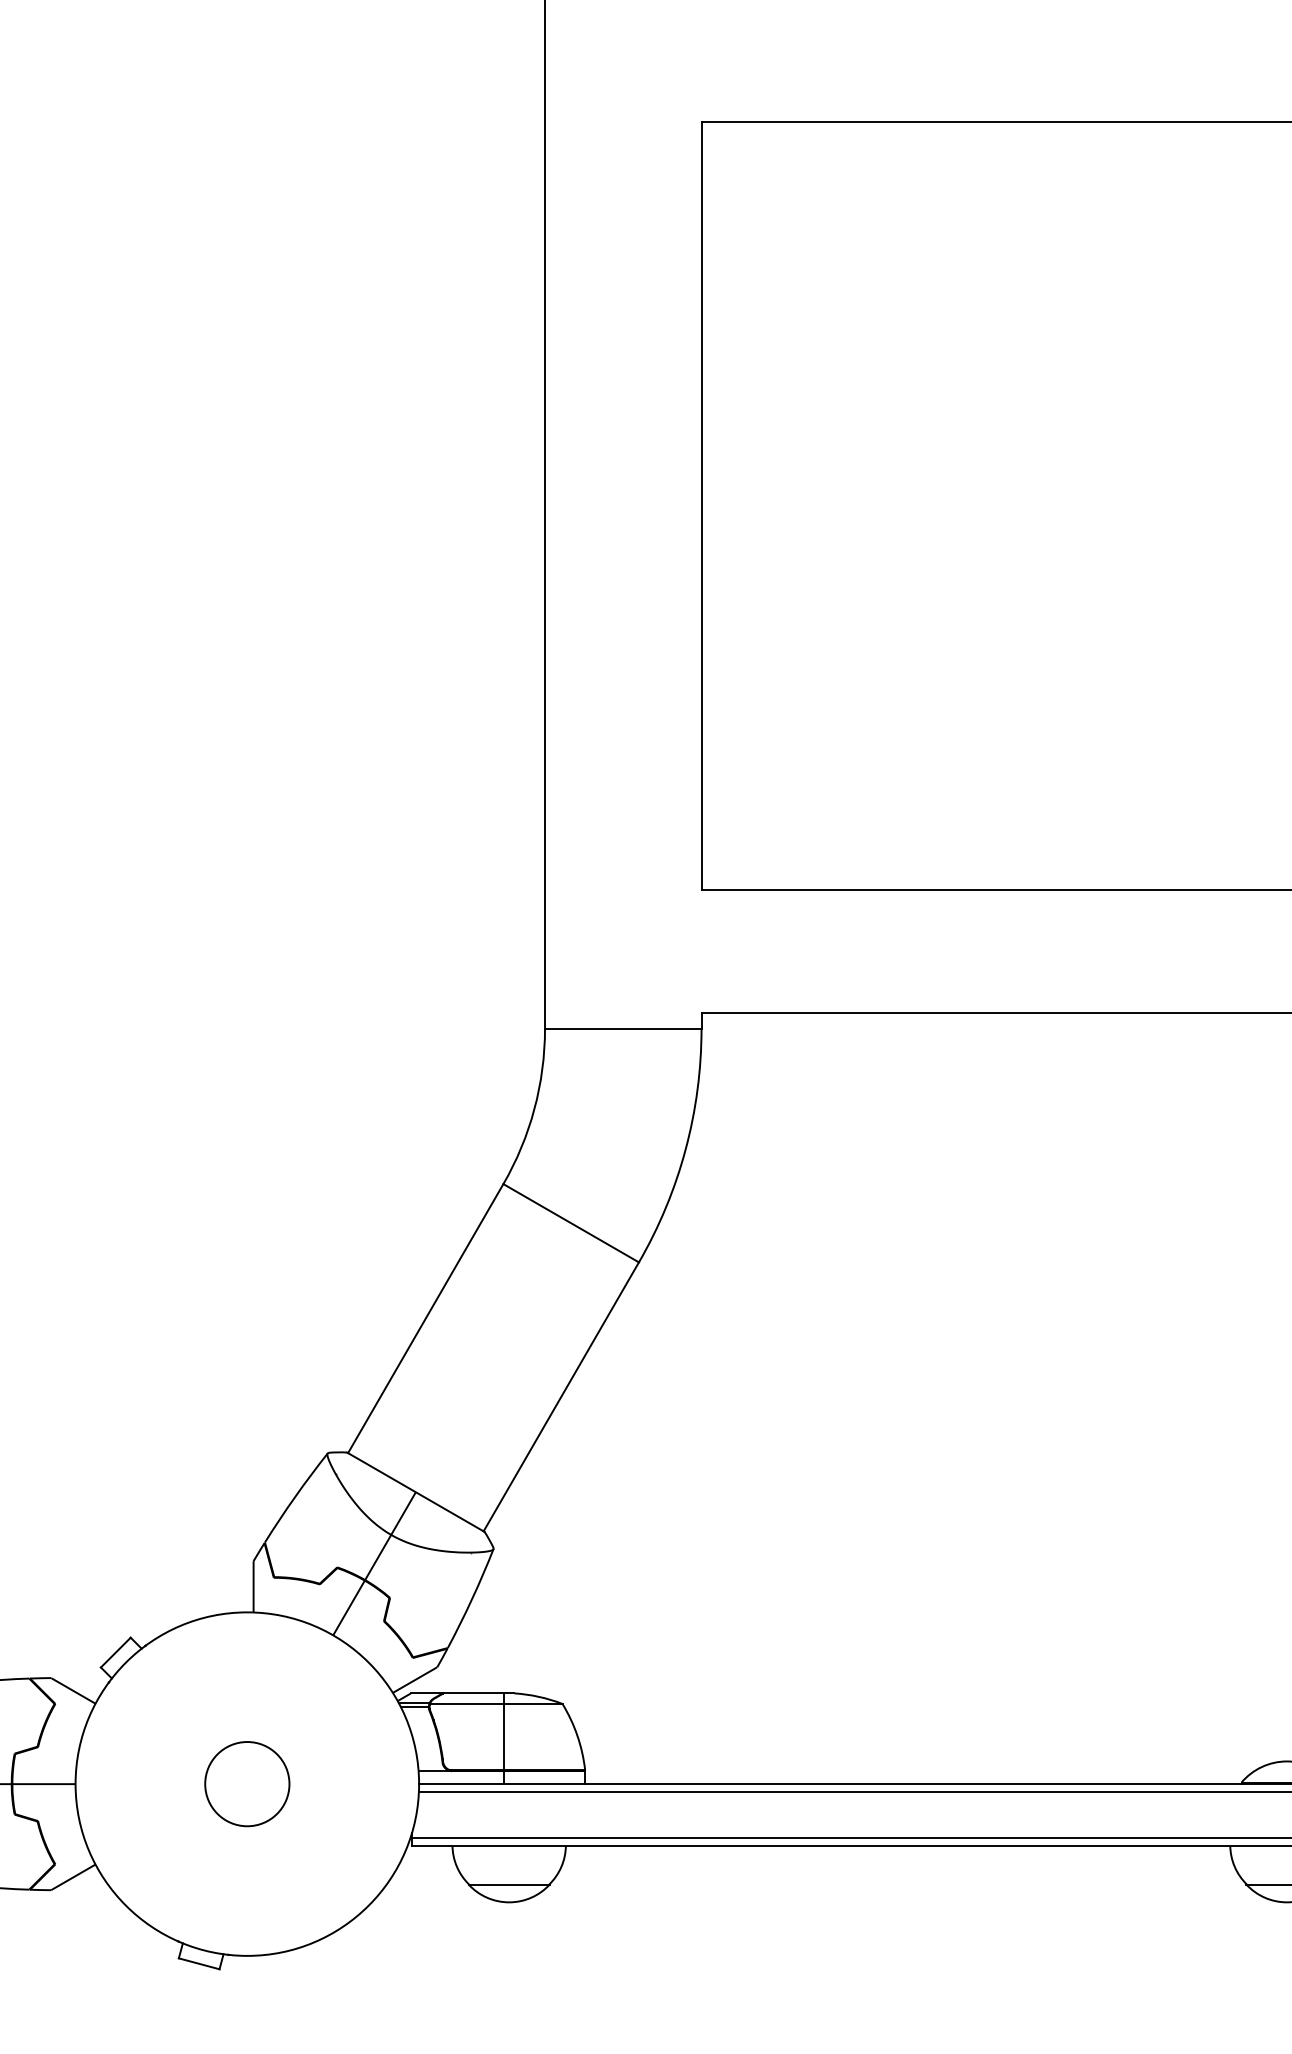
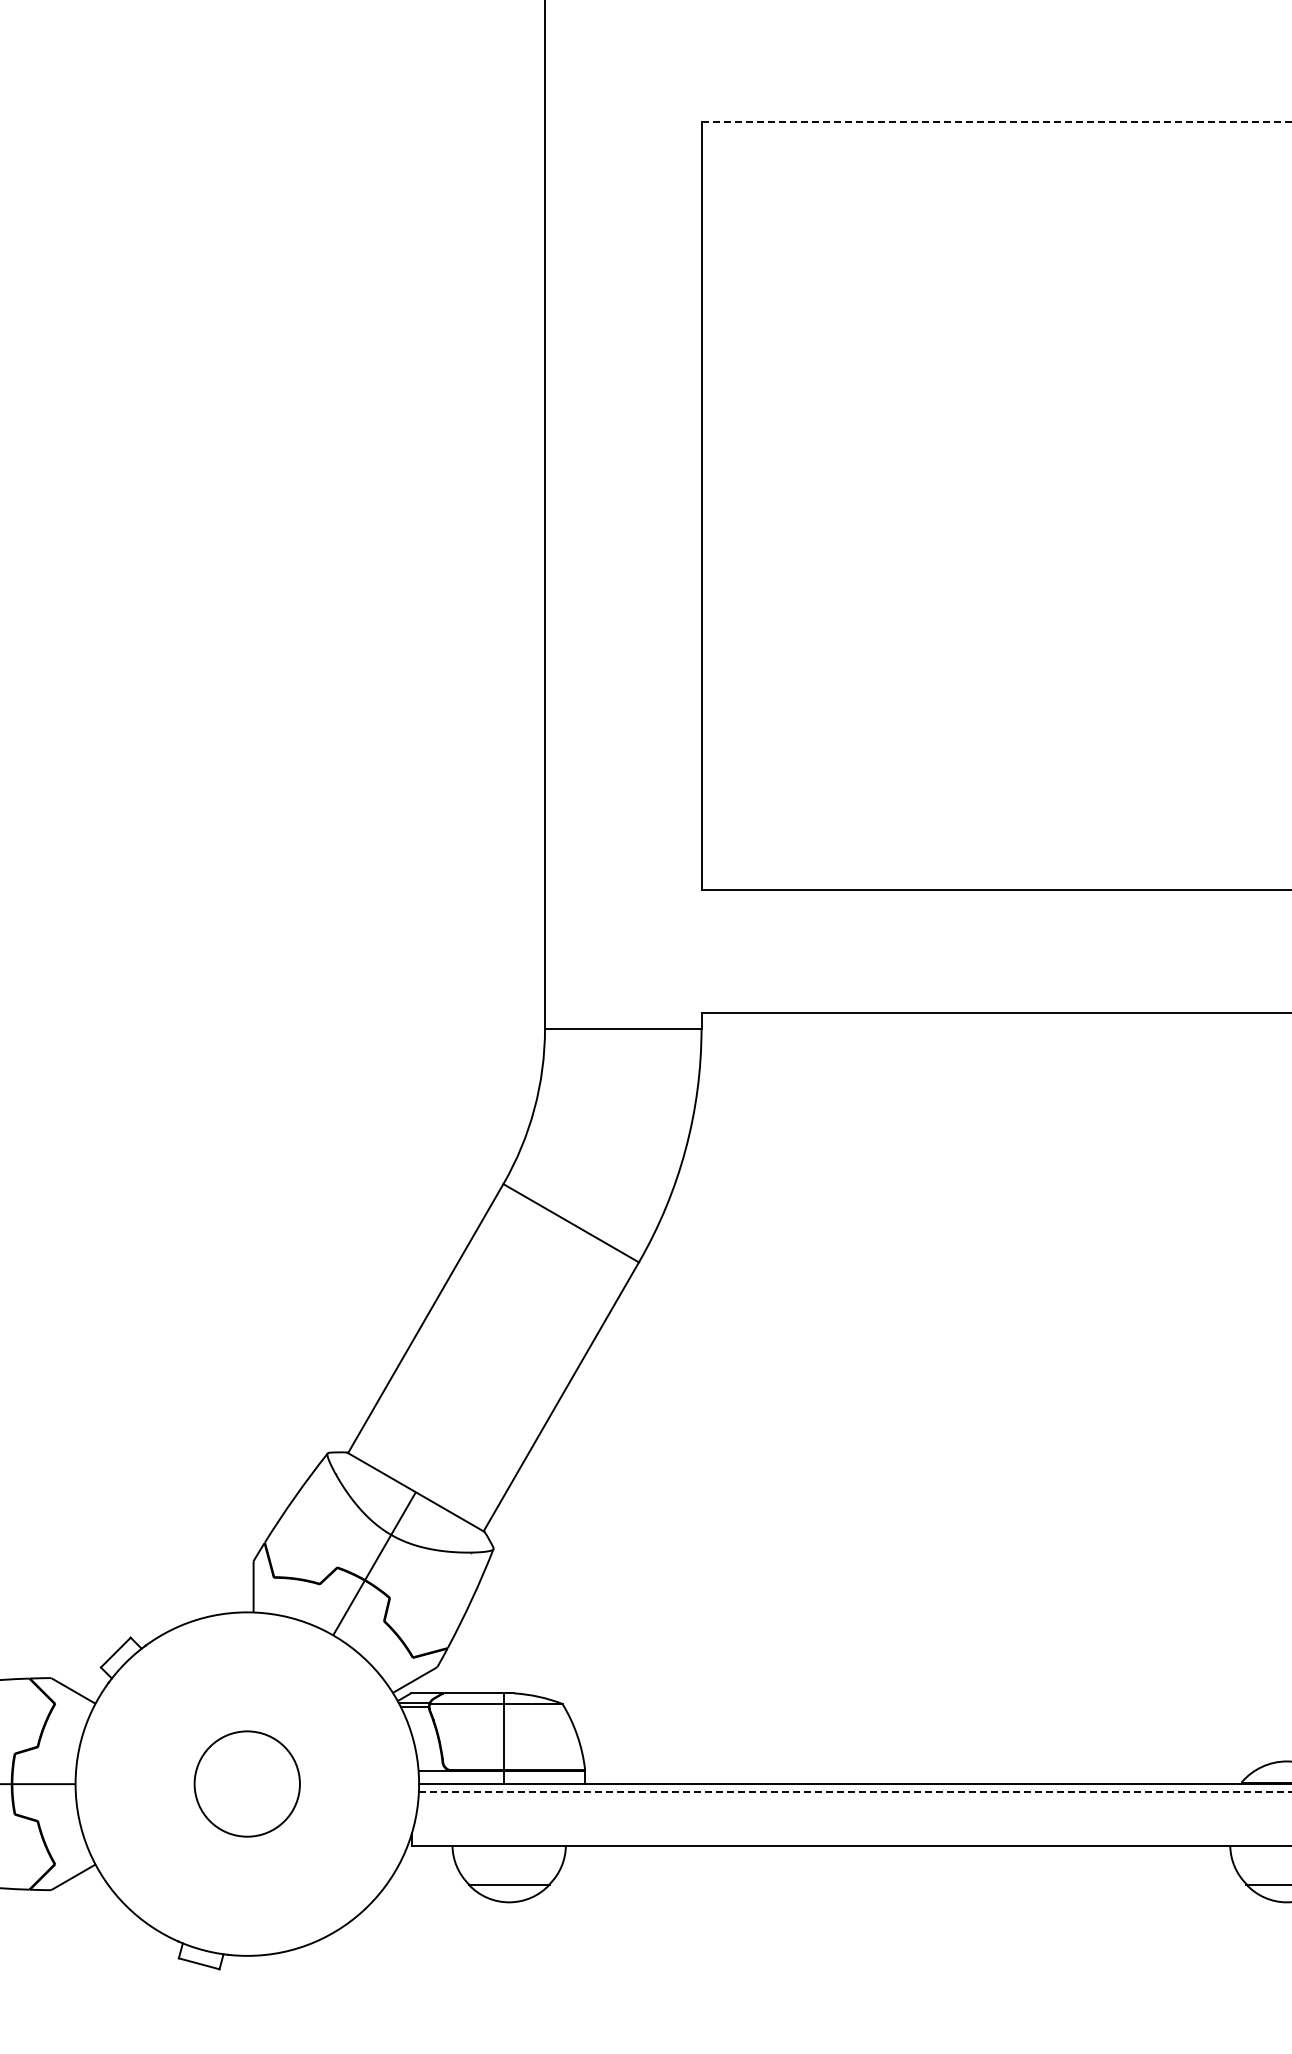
line: solid -> dashed (996, 121)
circle size: 87x87 px -> 108x108 px (246, 1783)
line: solid -> dashed (855, 1792)
line: present -> none (849, 1837)
